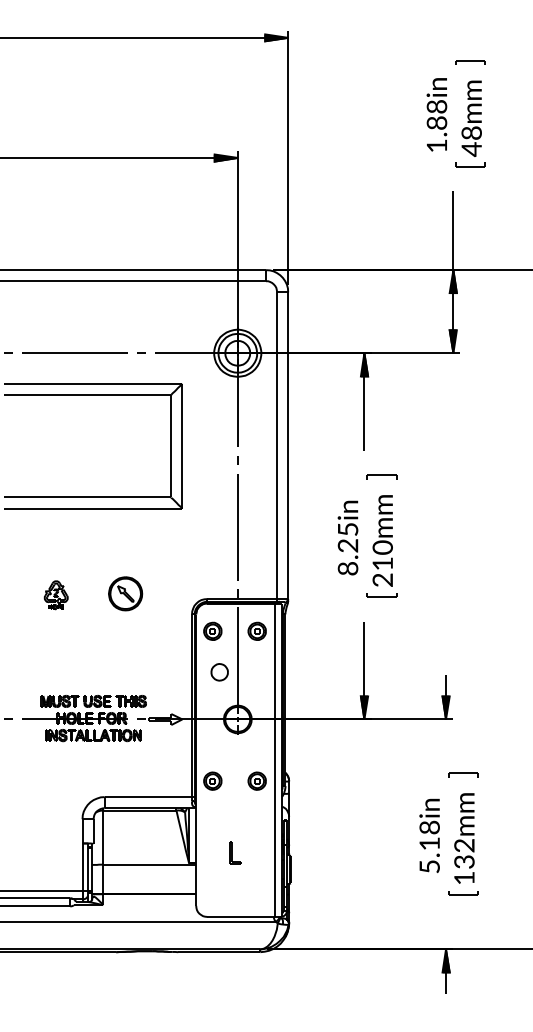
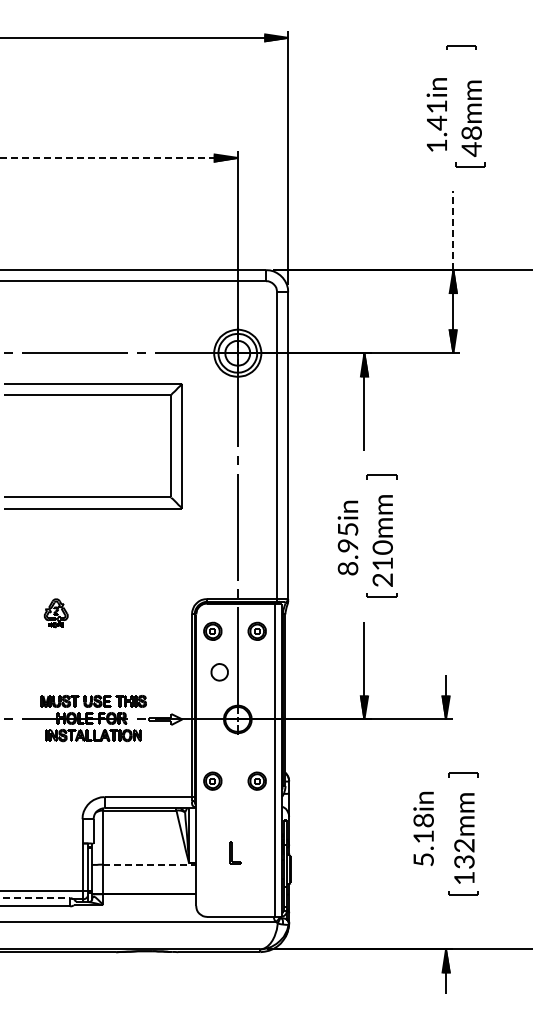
part position: (470, 62) -> (461, 47) (461, 47)
text: 1.88in -> 1.41in (436, 115)
line: solid -> dashed (118, 157)
line: solid -> dashed (453, 230)
text: 8.25in -> 8.95in (348, 545)
part: present -> none (125, 593)
part position: (55, 595) -> (55, 613) (55, 613)
text position: (429, 835) -> (423, 828) (423, 828)
line: solid -> dashed (150, 864)
line: solid -> dashed (35, 898)
